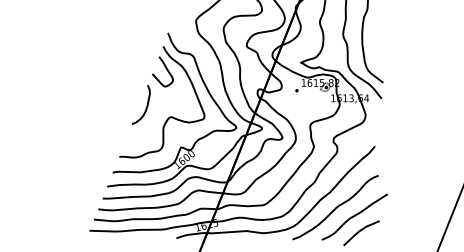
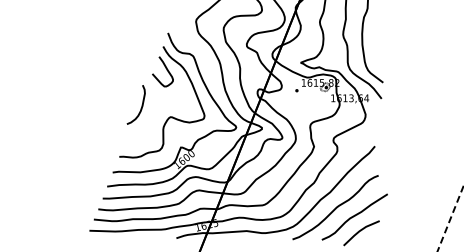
curve position: (146, 104) -> (141, 104) (141, 104)
line: solid -> dashed (450, 218)
